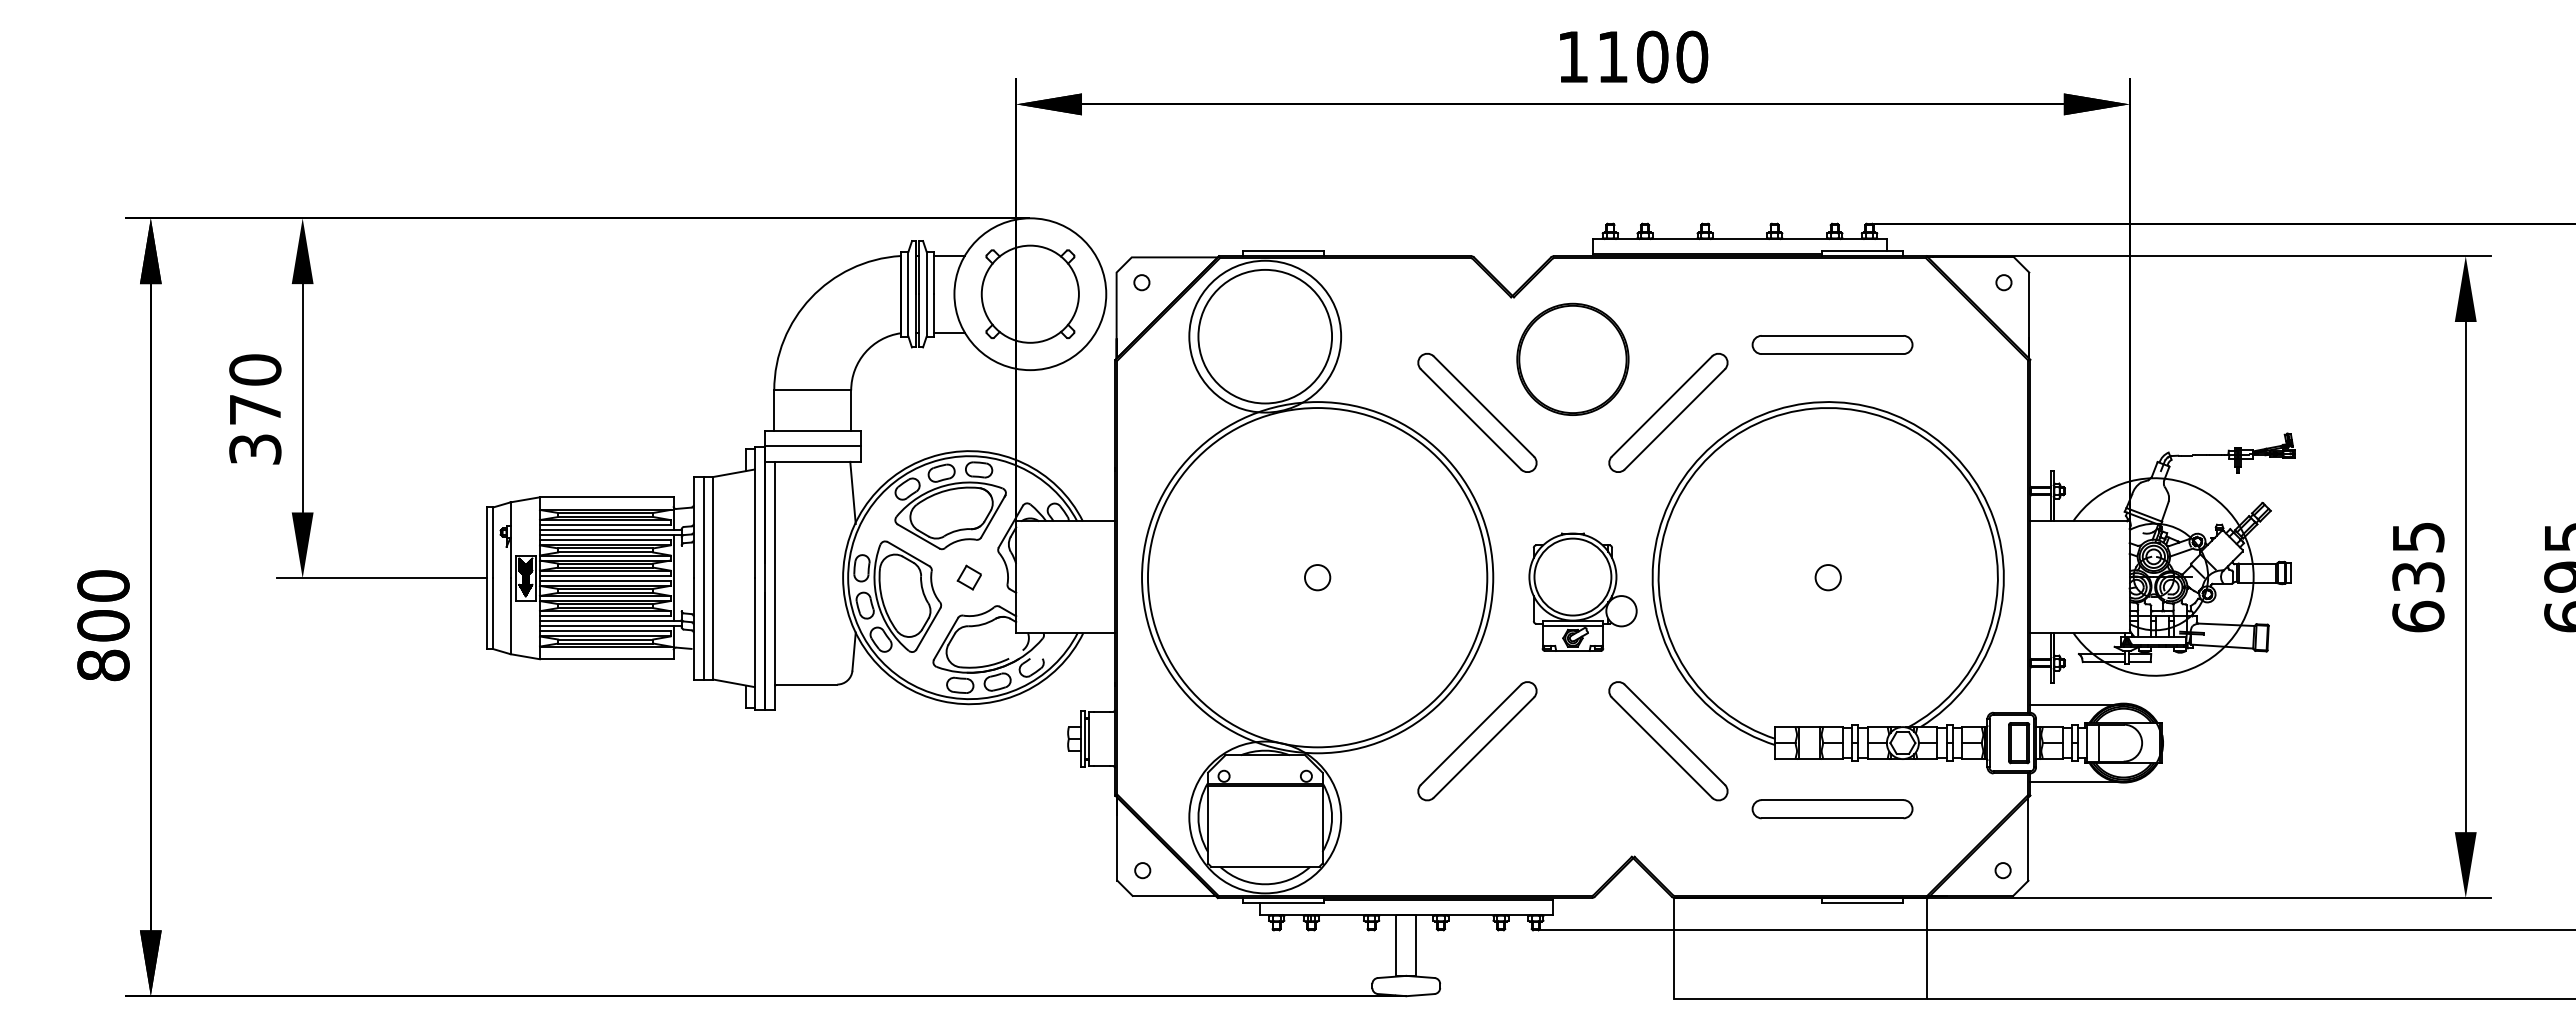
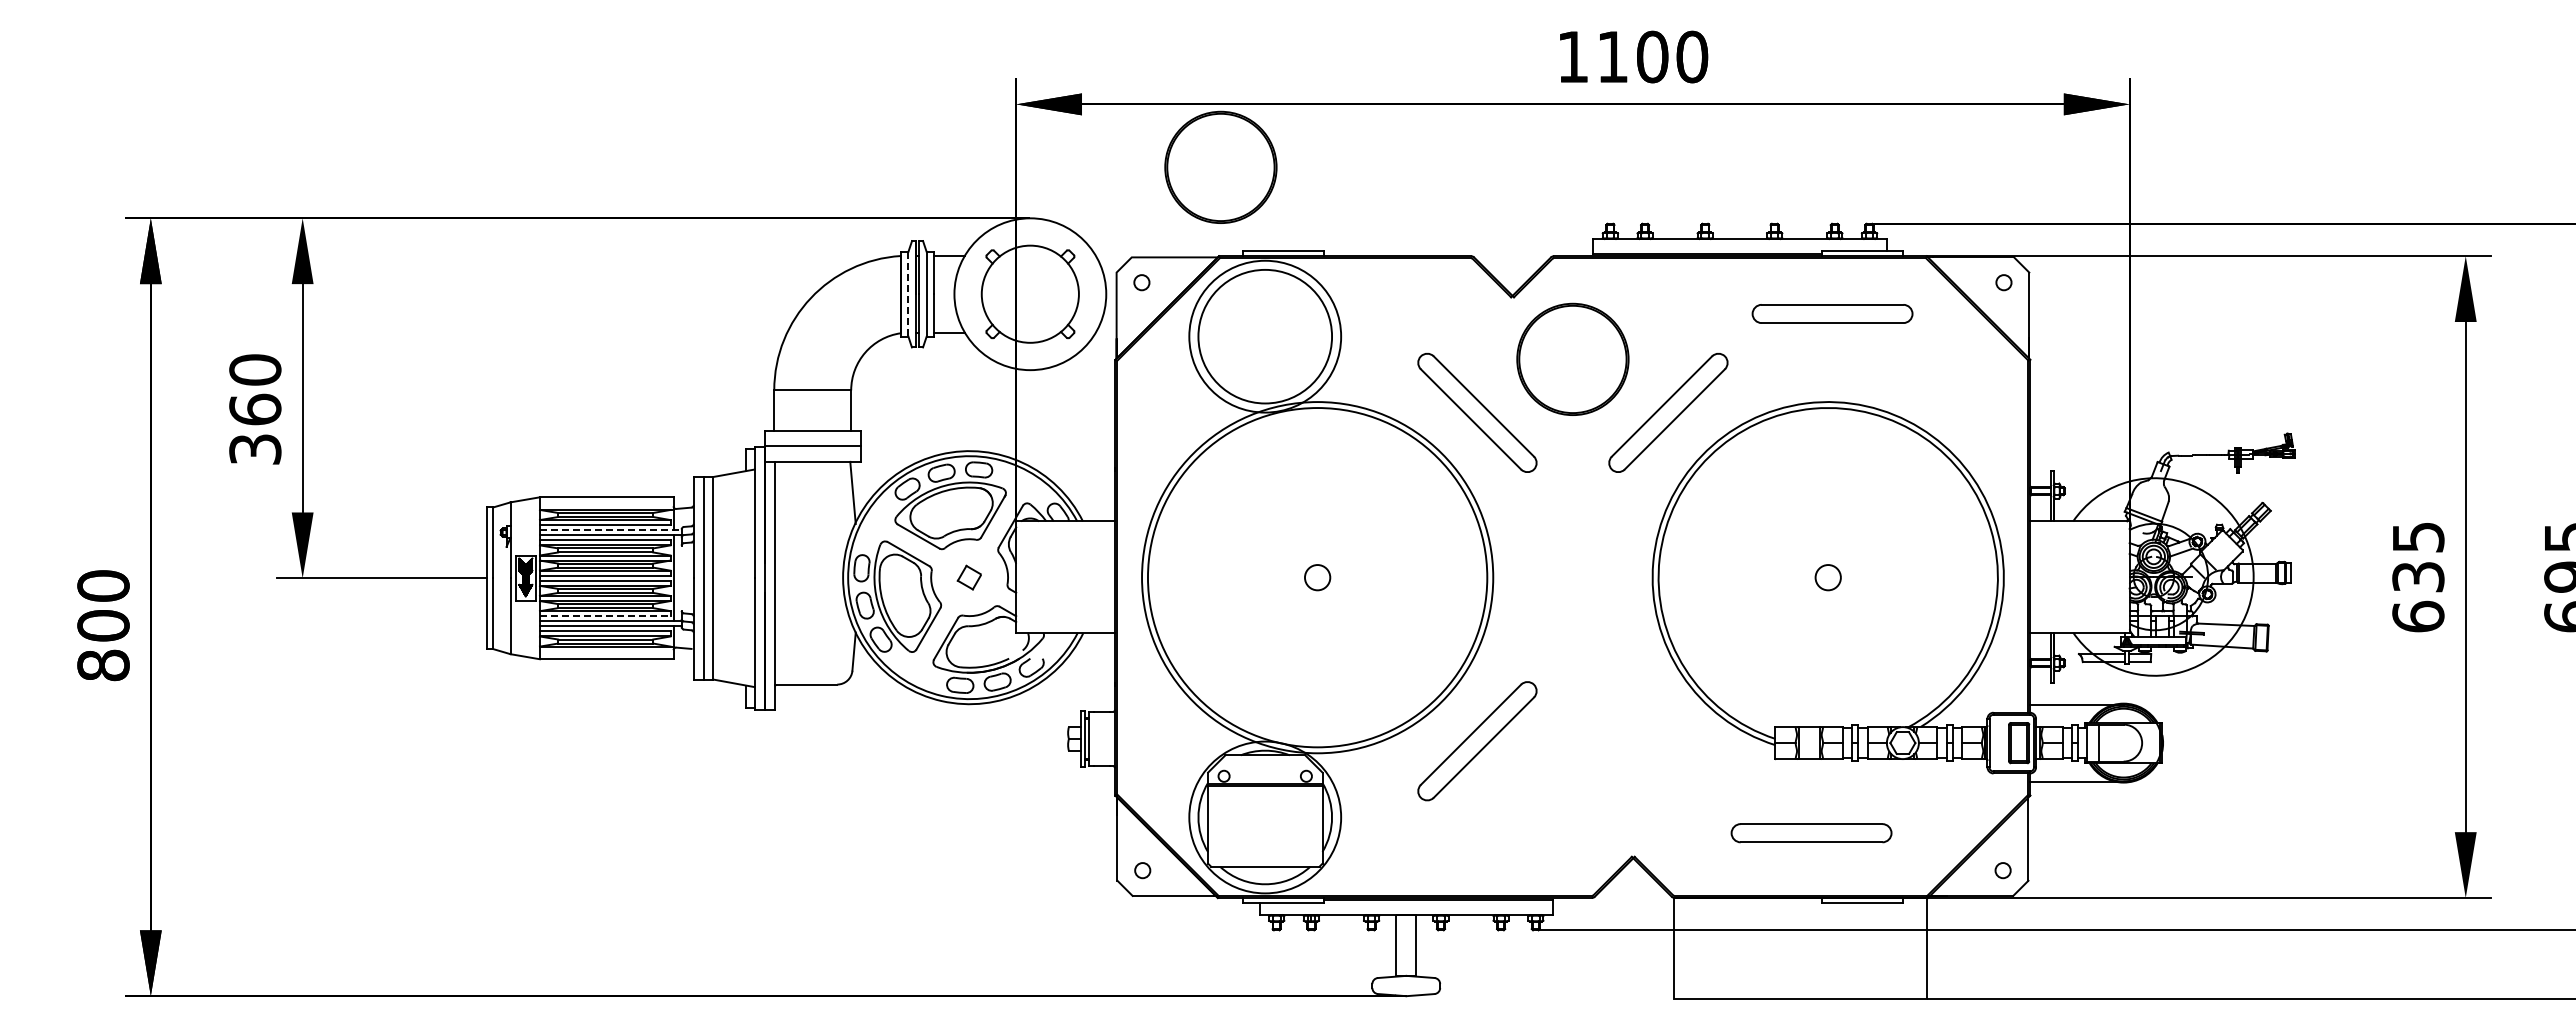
part: none -> present (1220, 166)
line: solid -> dashed (908, 294)
part position: (1832, 344) -> (1832, 313) (1832, 313)
text: 370 -> 360 (255, 409)
line: solid -> dashed (610, 530)
part: present -> none (1582, 591)
line: solid -> dashed (605, 616)
part: present -> none (1668, 741)
part position: (1832, 809) -> (1811, 833) (1811, 833)
